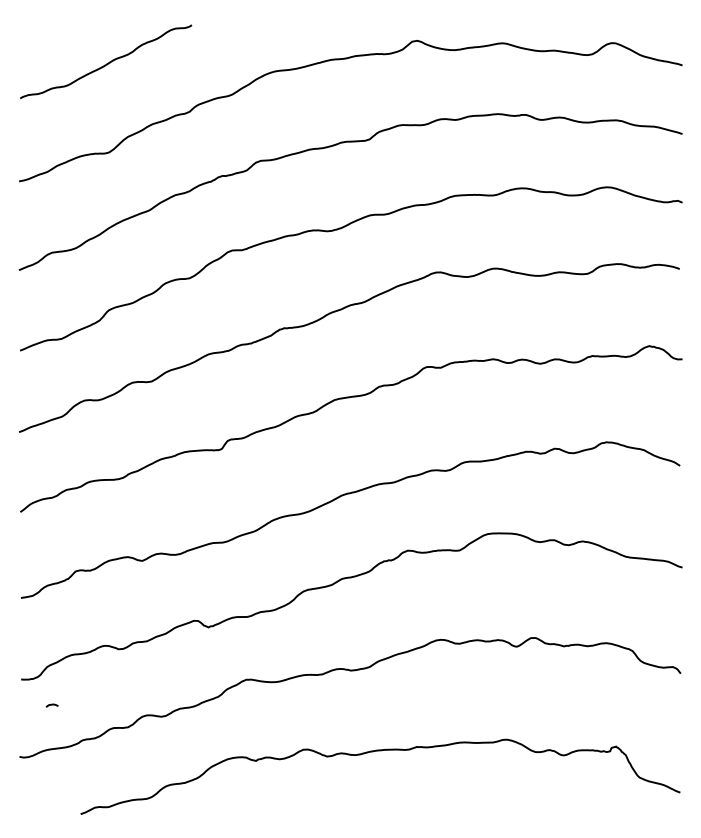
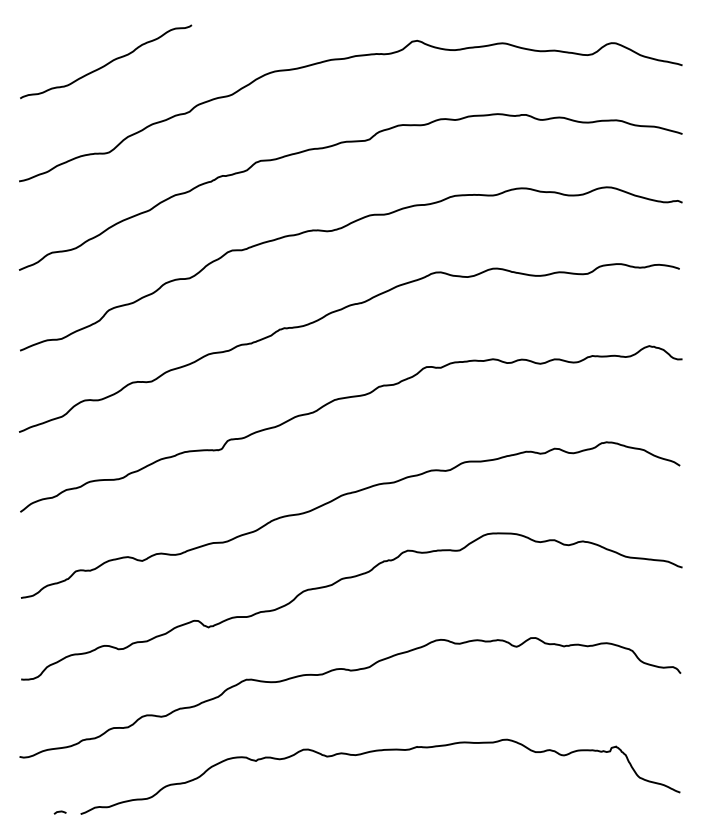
curve position: (51, 705) -> (59, 812) (59, 812)
